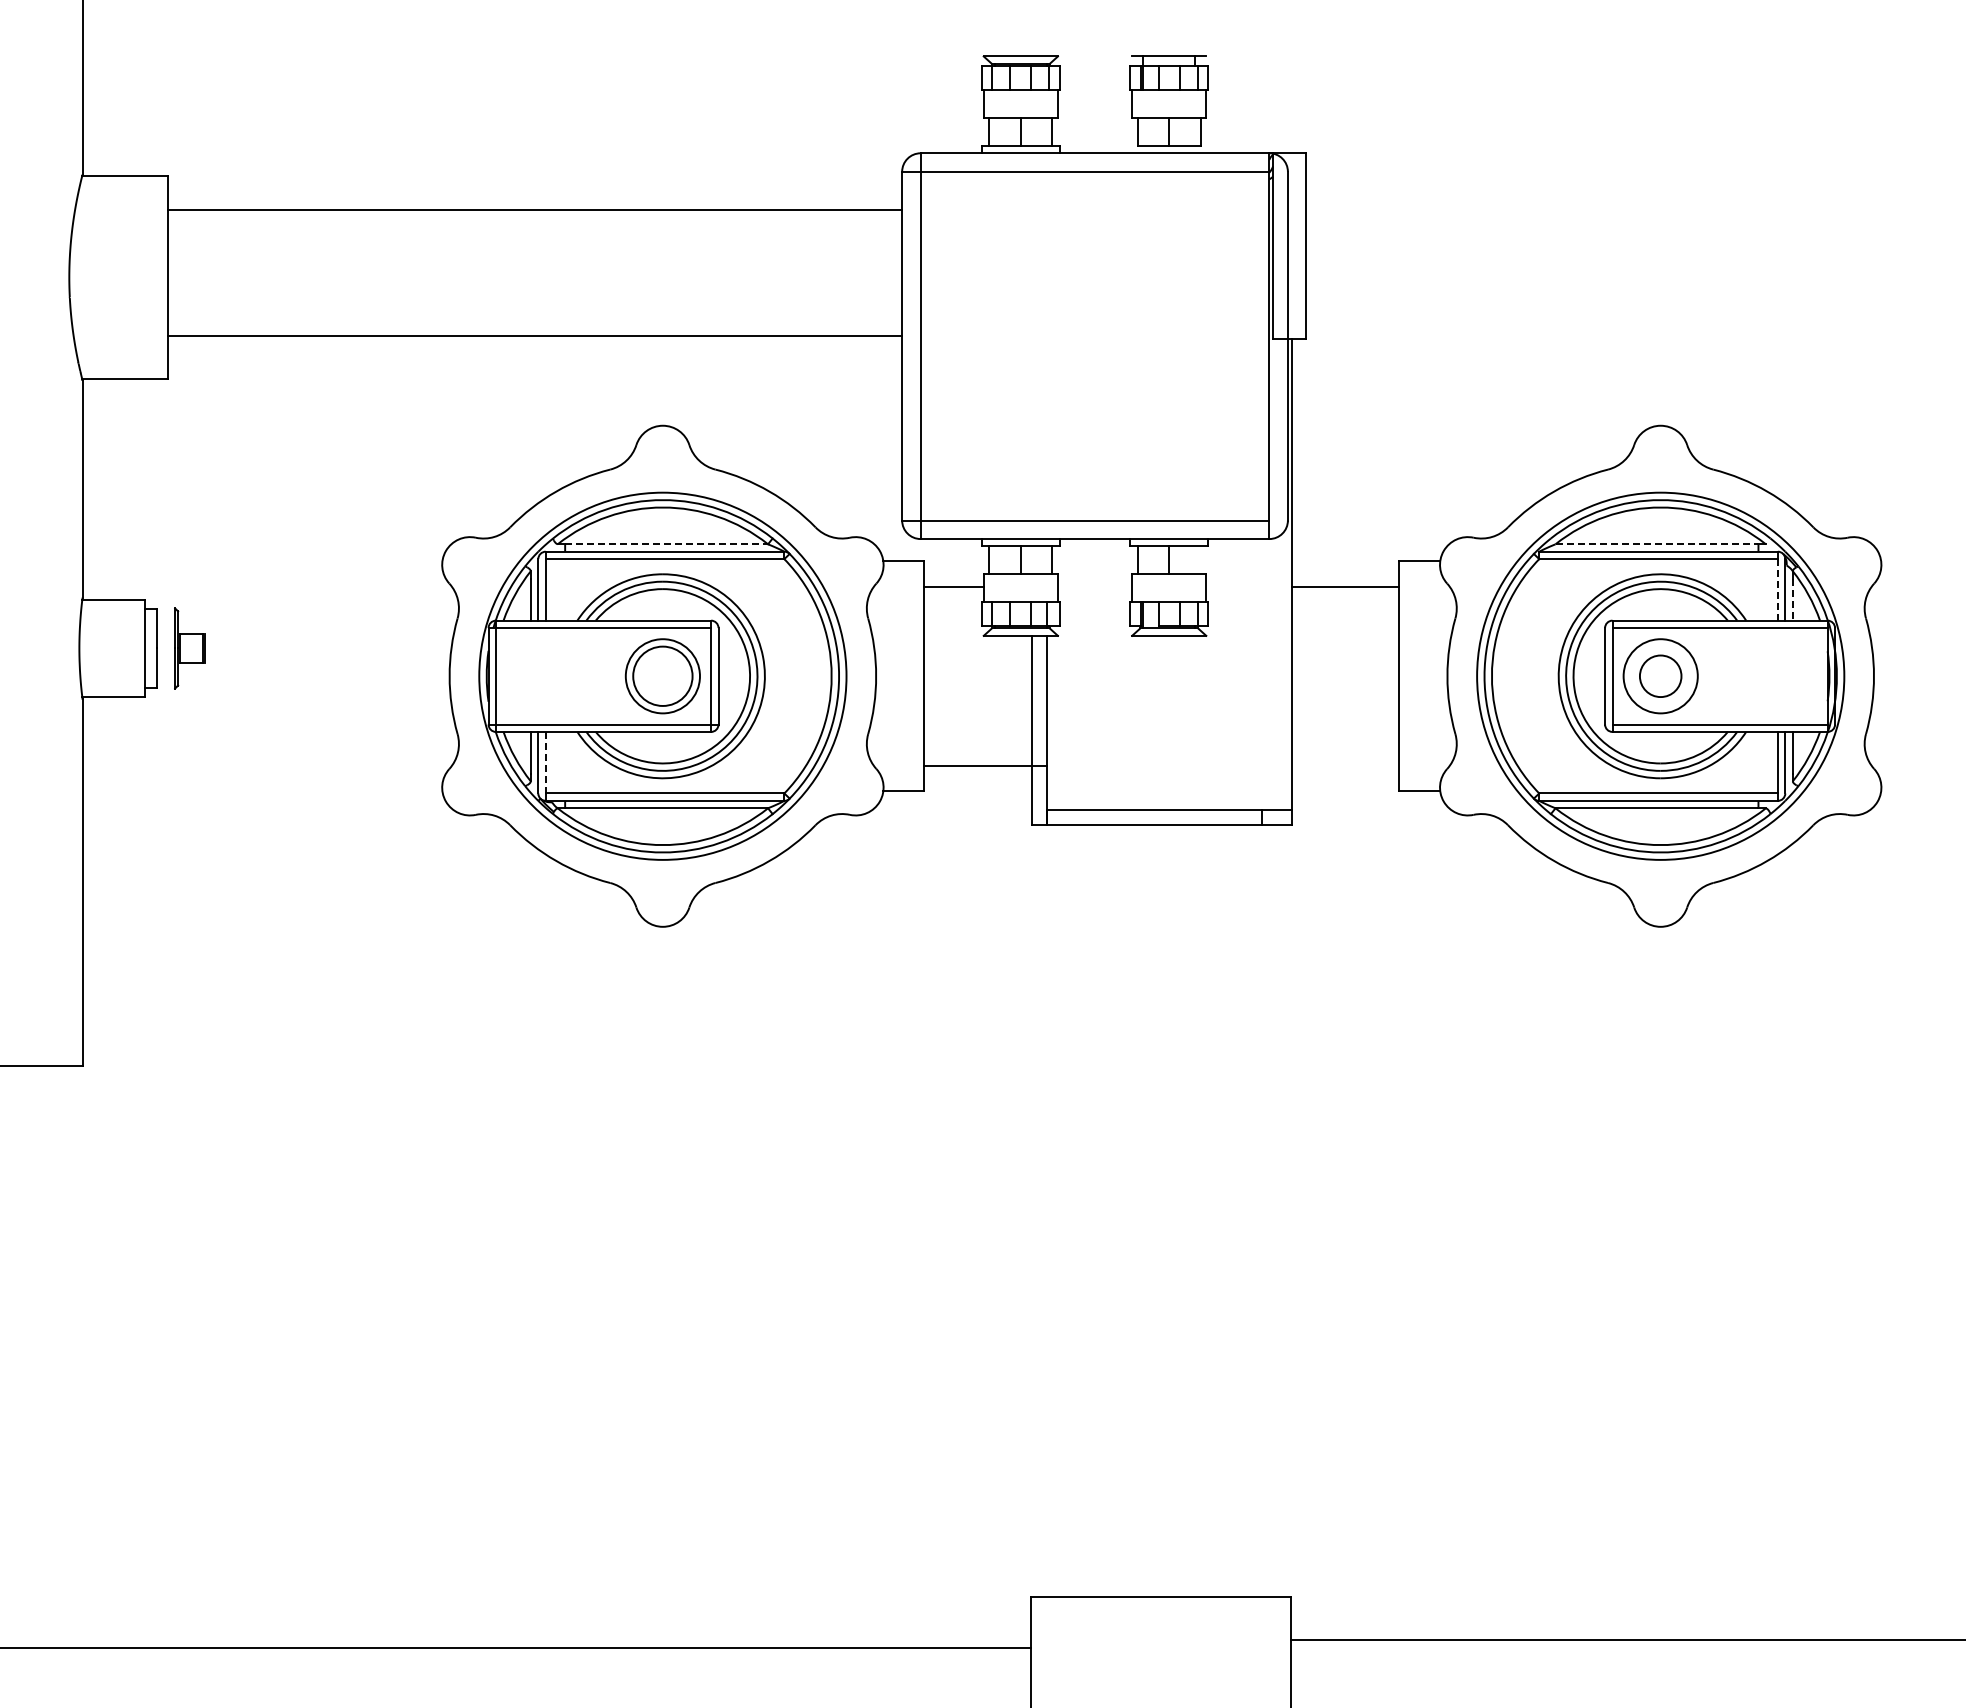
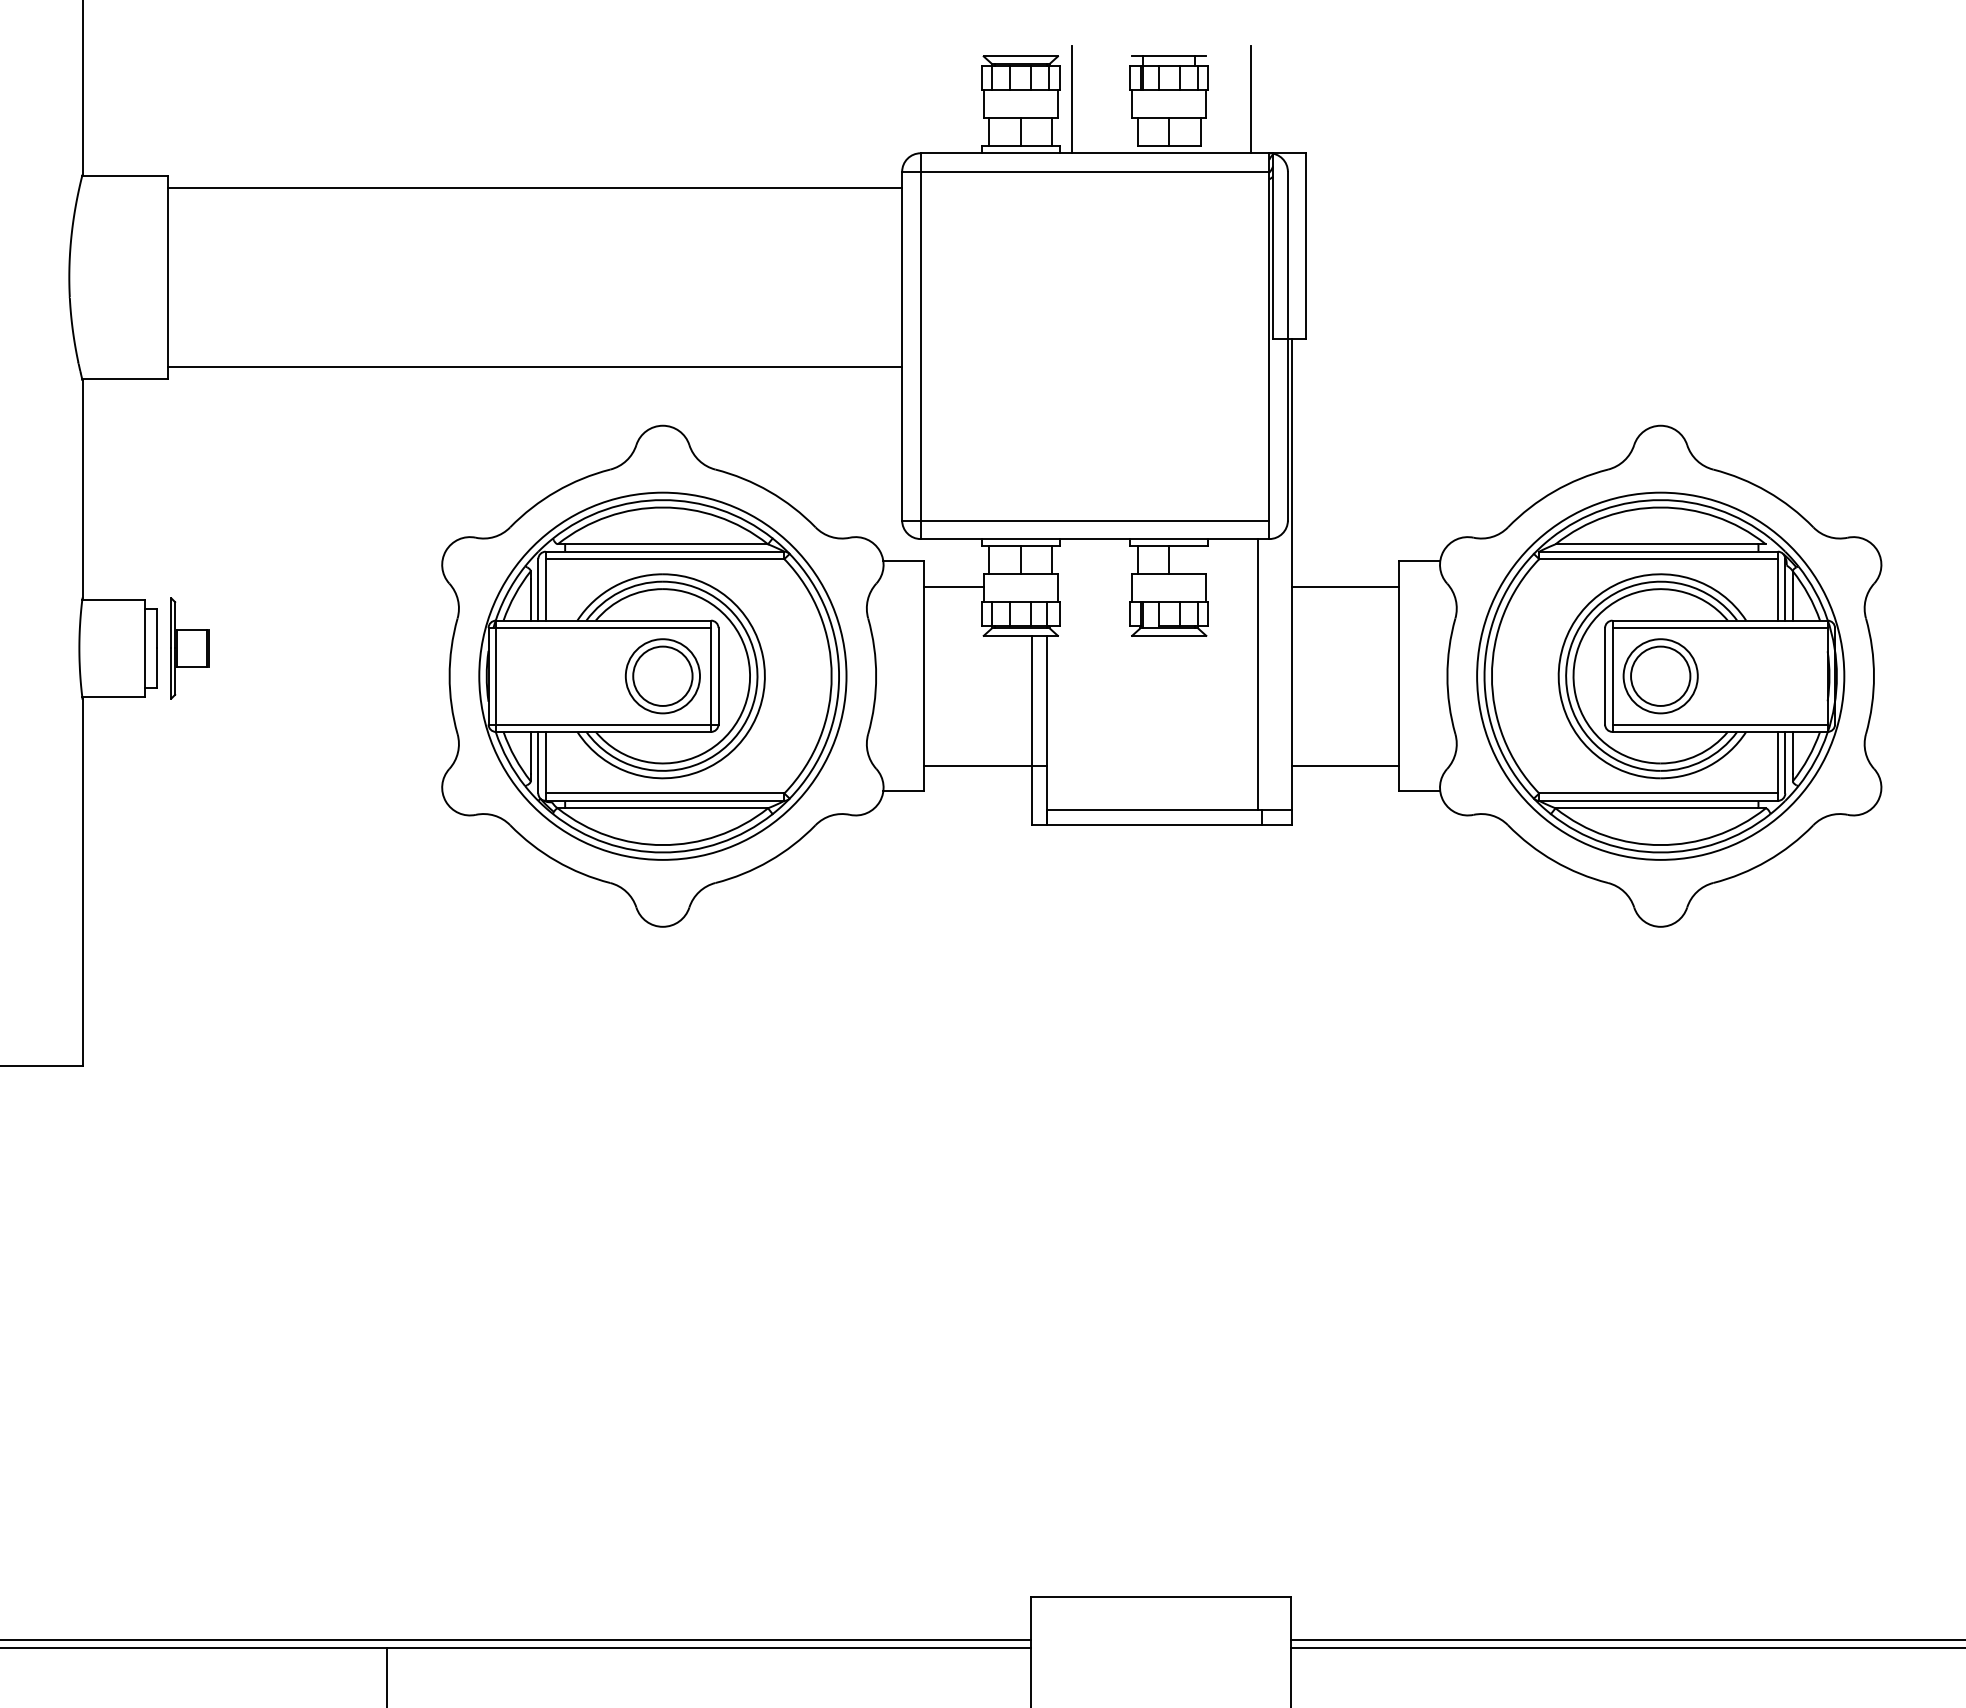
line: none -> present (1072, 99)
line: none -> present (1251, 99)
line position: (534, 209) -> (534, 187) (534, 187)
line position: (534, 336) -> (534, 367) (534, 367)
line: dashed -> solid (667, 544)
line: dashed -> solid (1657, 544)
line: dashed -> solid (1777, 589)
line: dashed -> solid (1792, 600)
part size: 32x83 px -> 40x103 px (189, 648)
line: none -> present (1258, 674)
circle diameter: 42 px -> 59 px (1660, 675)
line: dashed -> solid (545, 762)
line: none -> present (1345, 765)
line: none -> present (516, 1640)
line: none -> present (1626, 1647)
line: none -> present (386, 1675)
